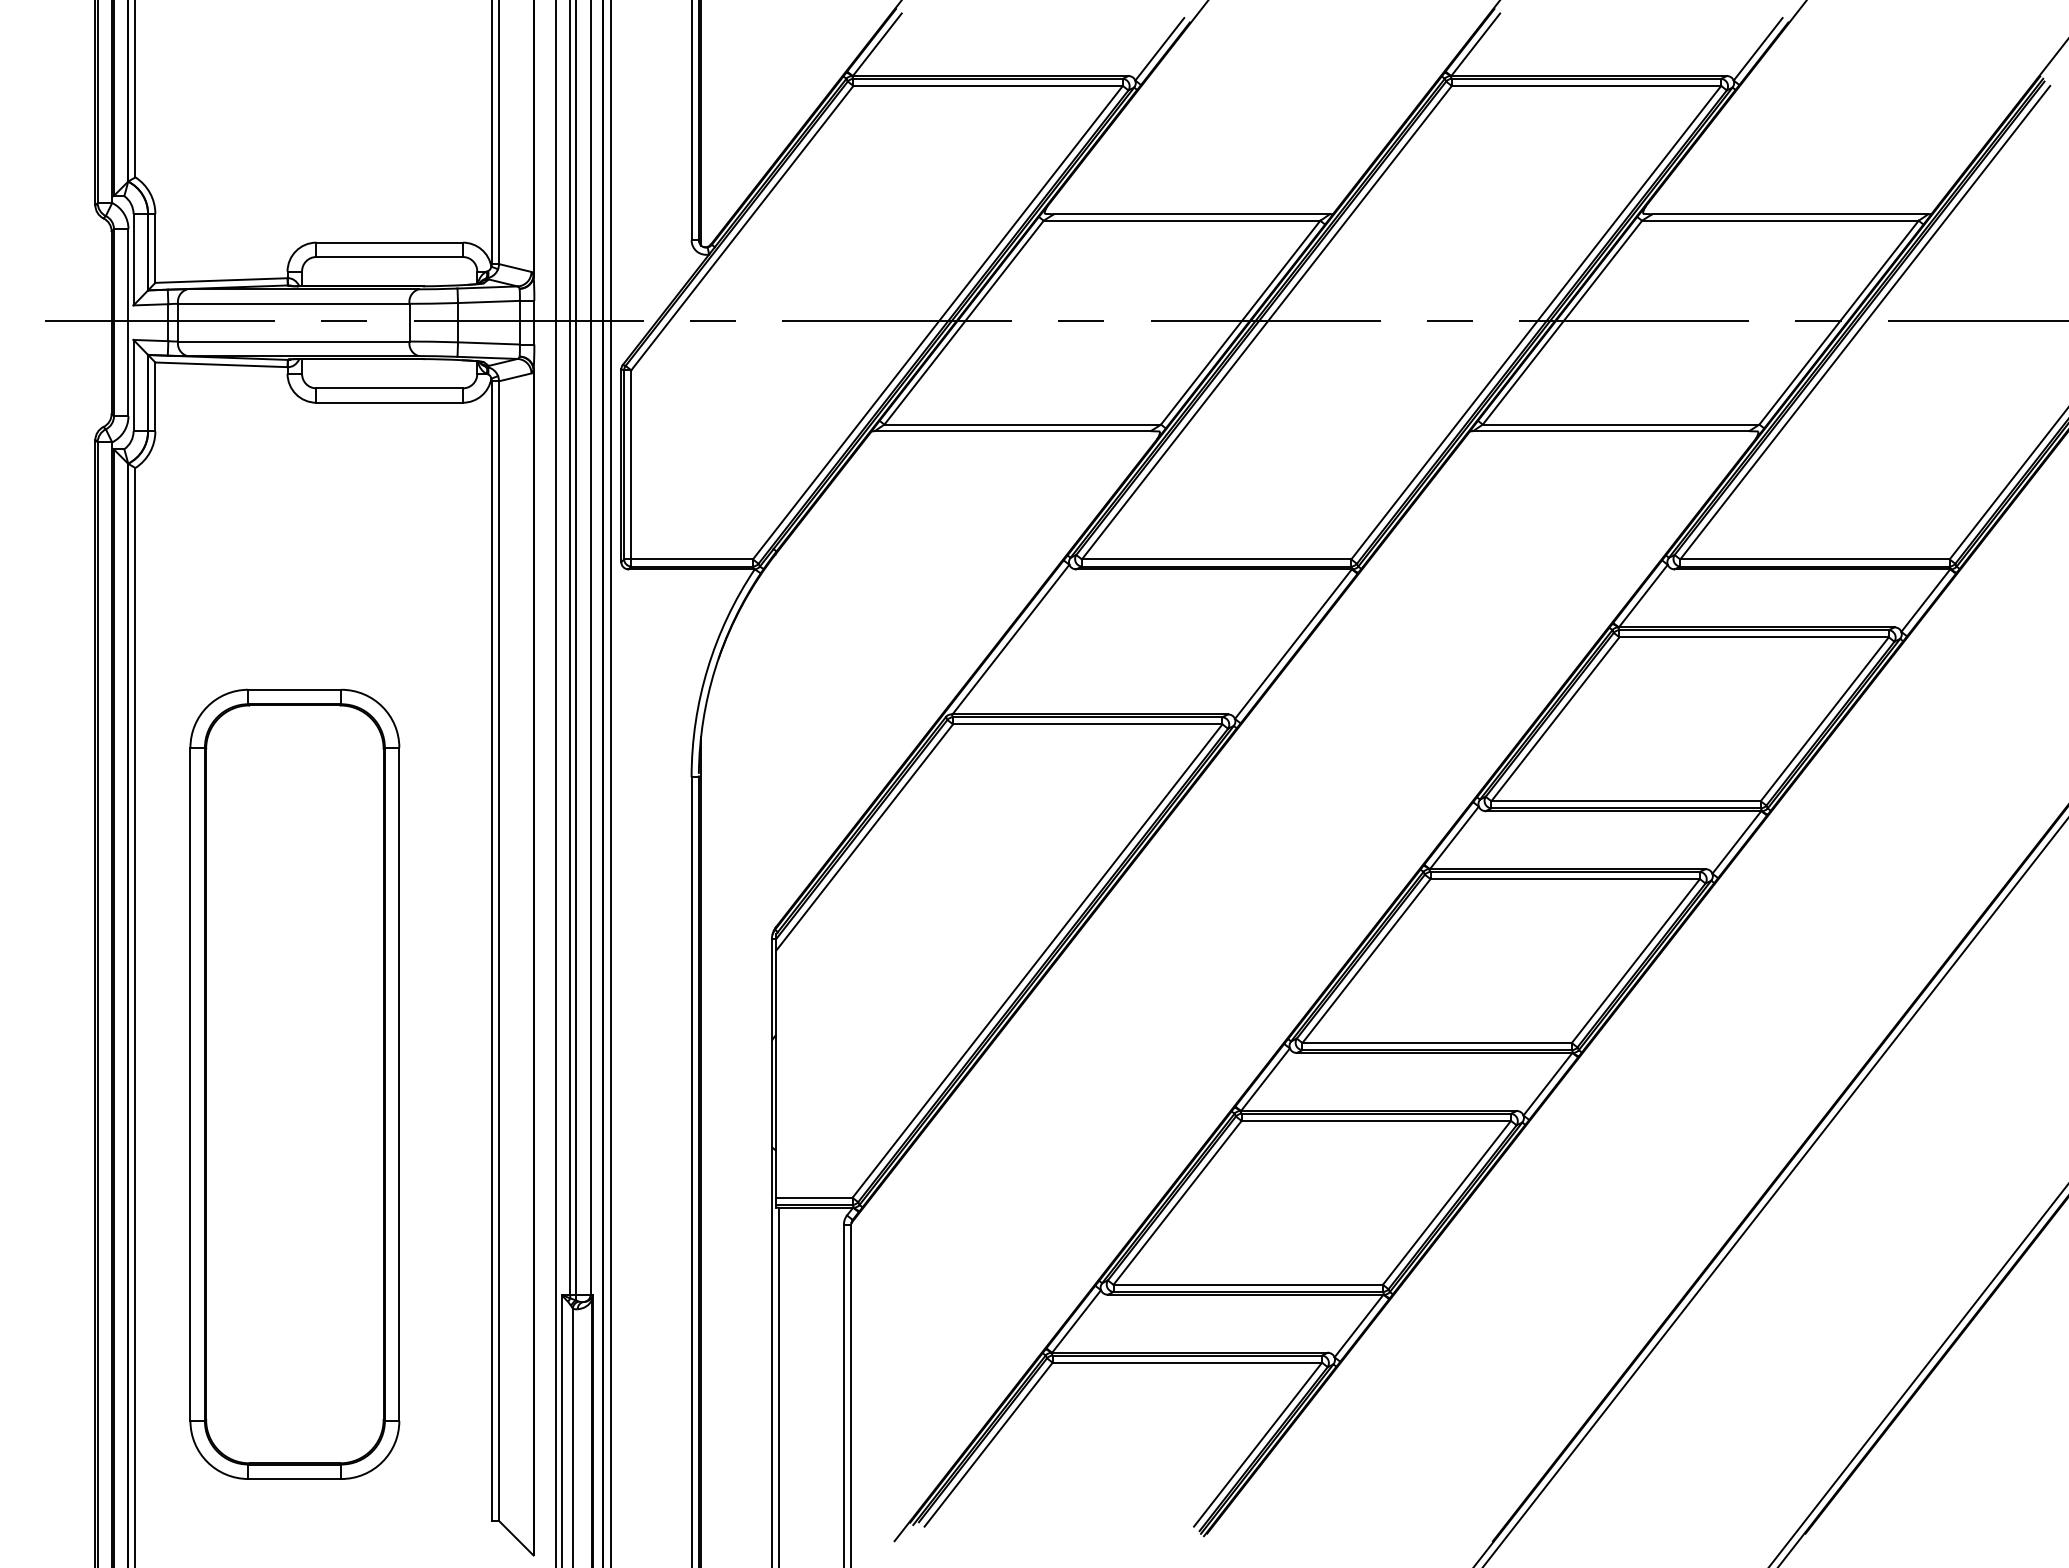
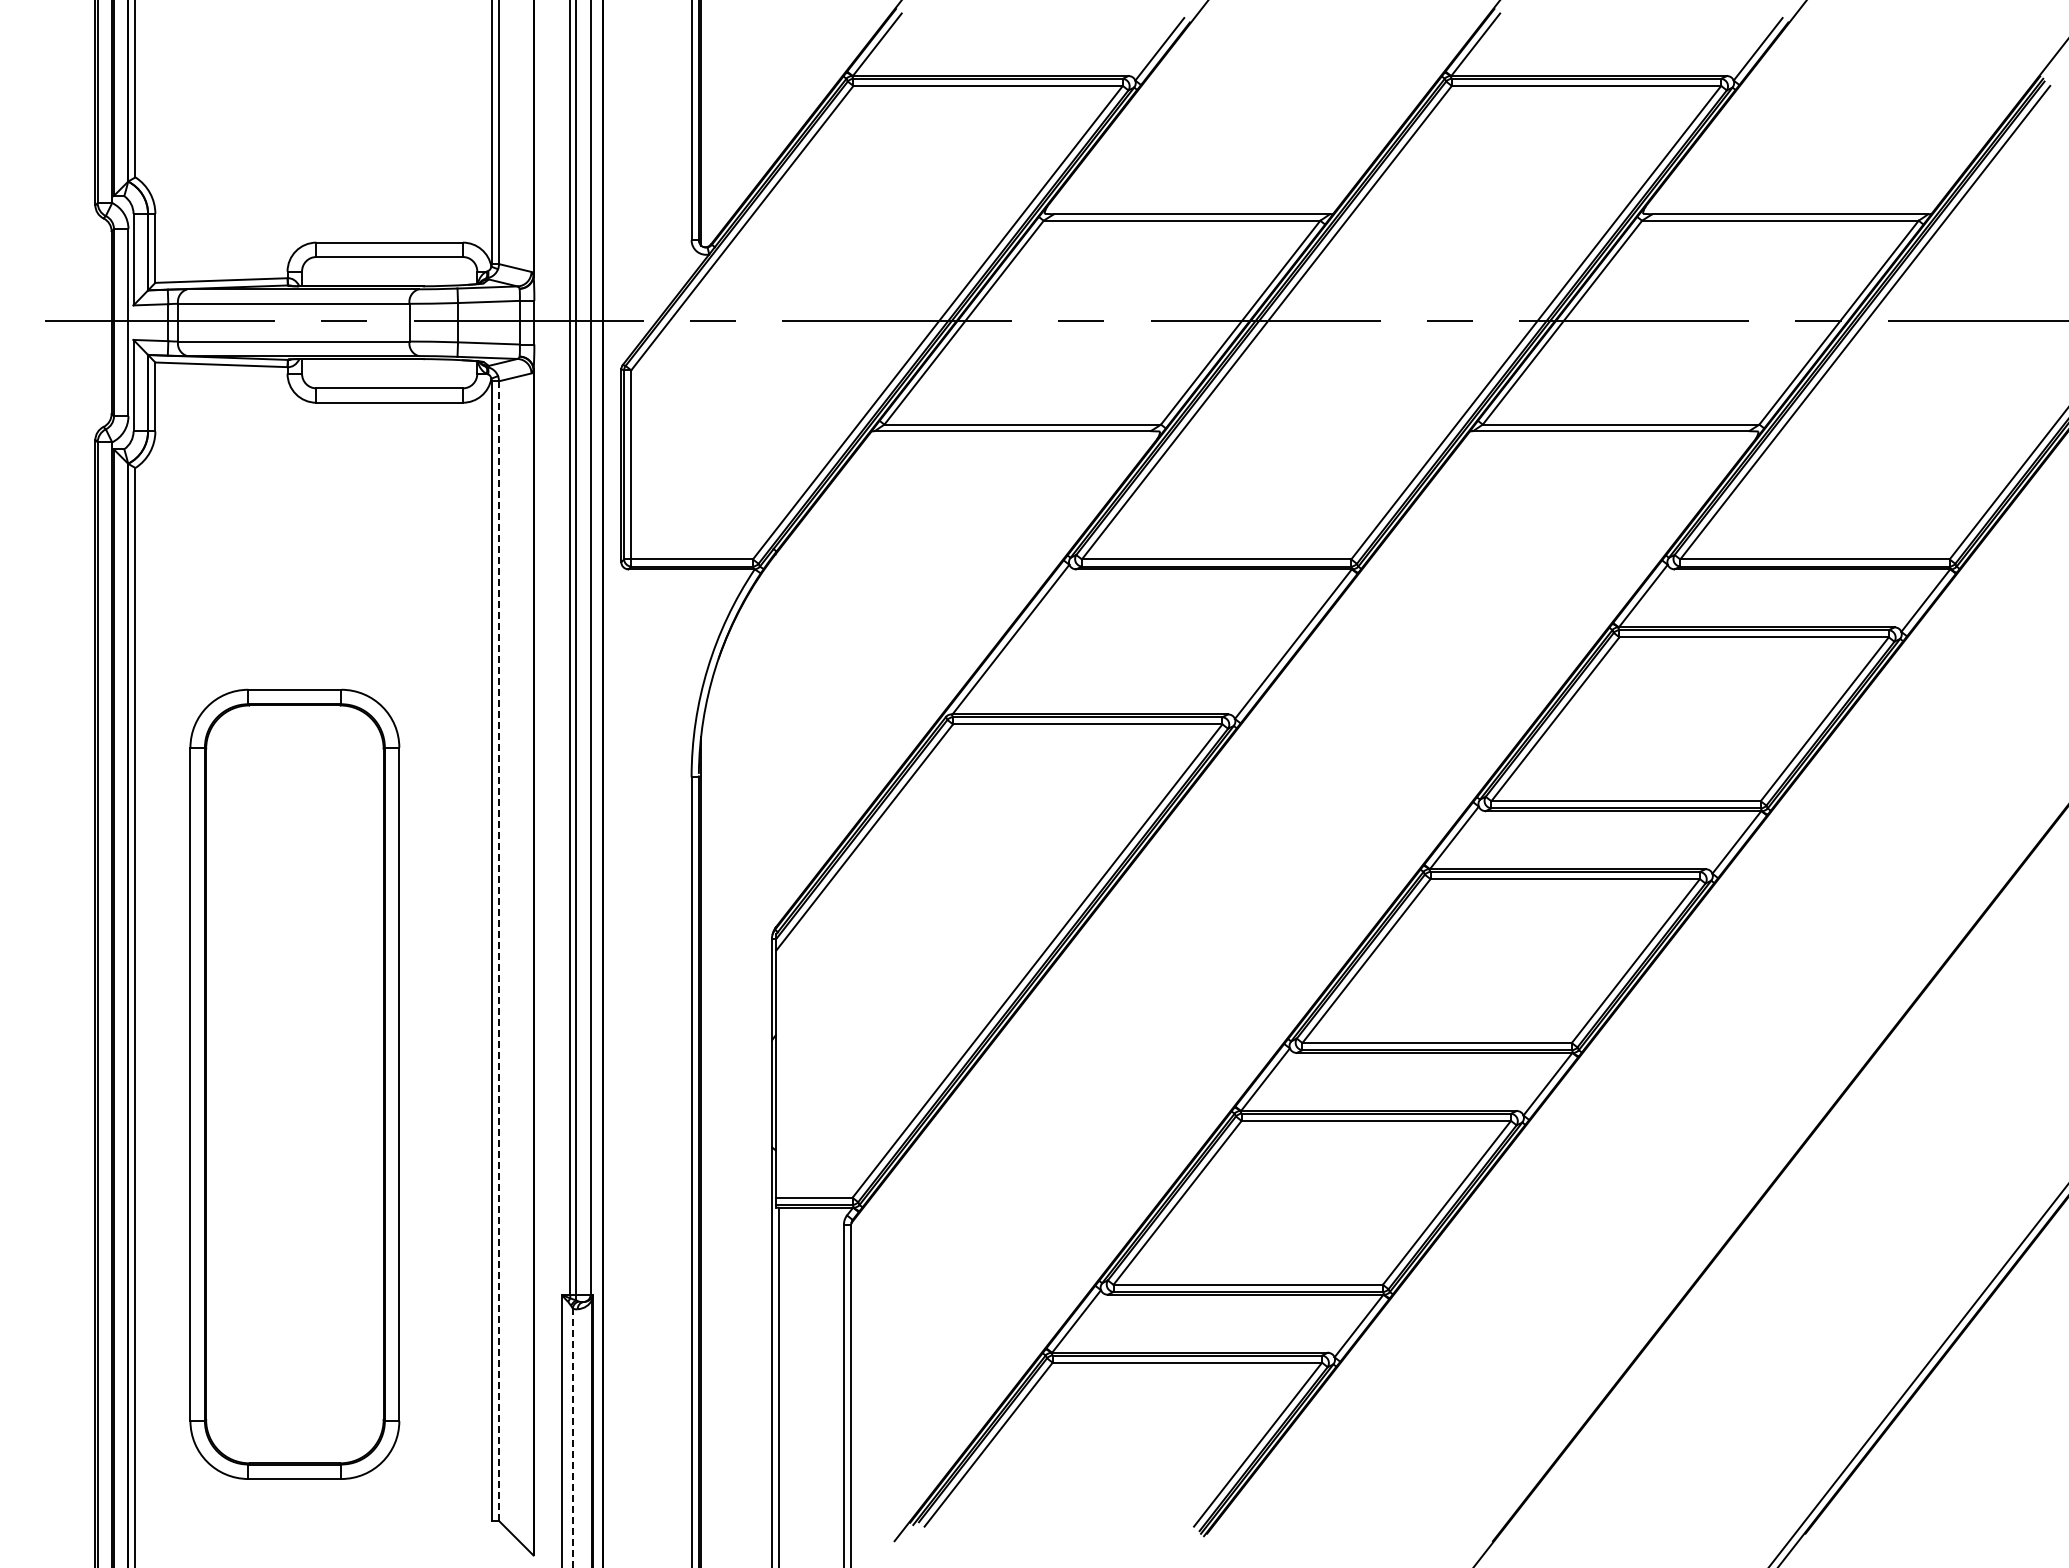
line: present -> none (555, 783)
line: present -> none (610, 783)
line: solid -> dashed (499, 951)
line: present -> none (1775, 1192)
line: solid -> dashed (572, 1437)
